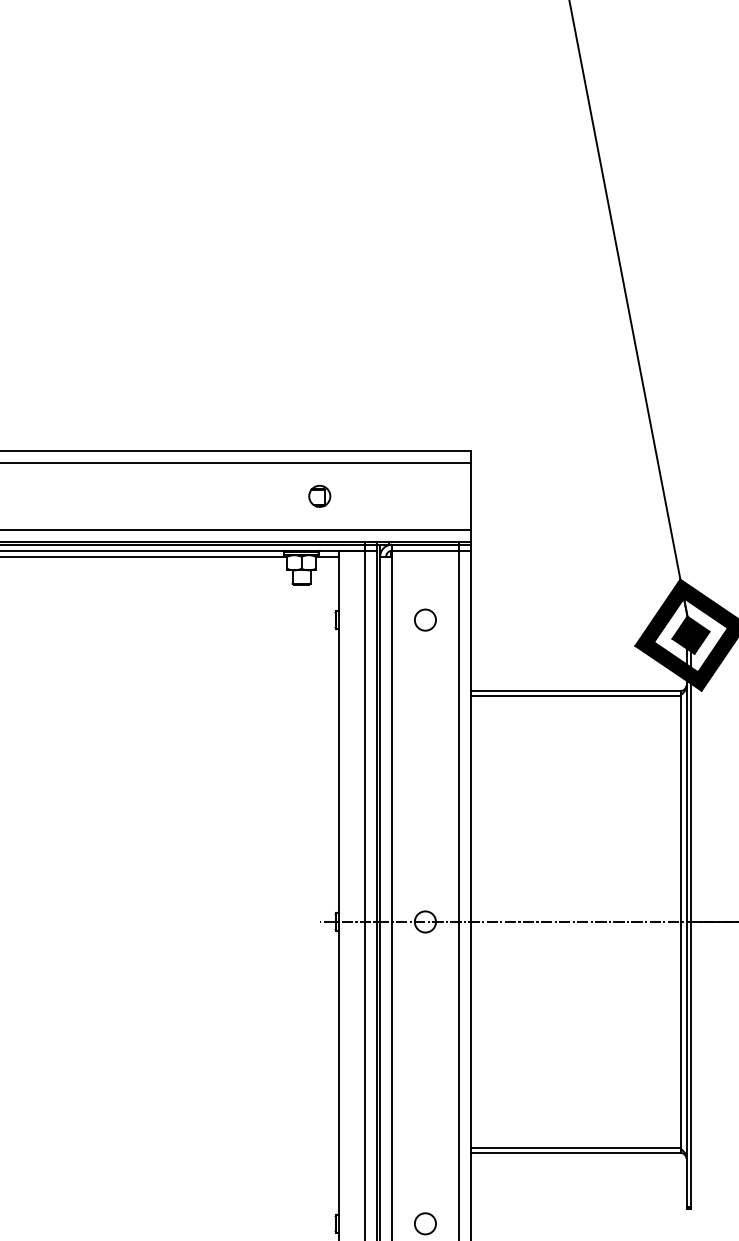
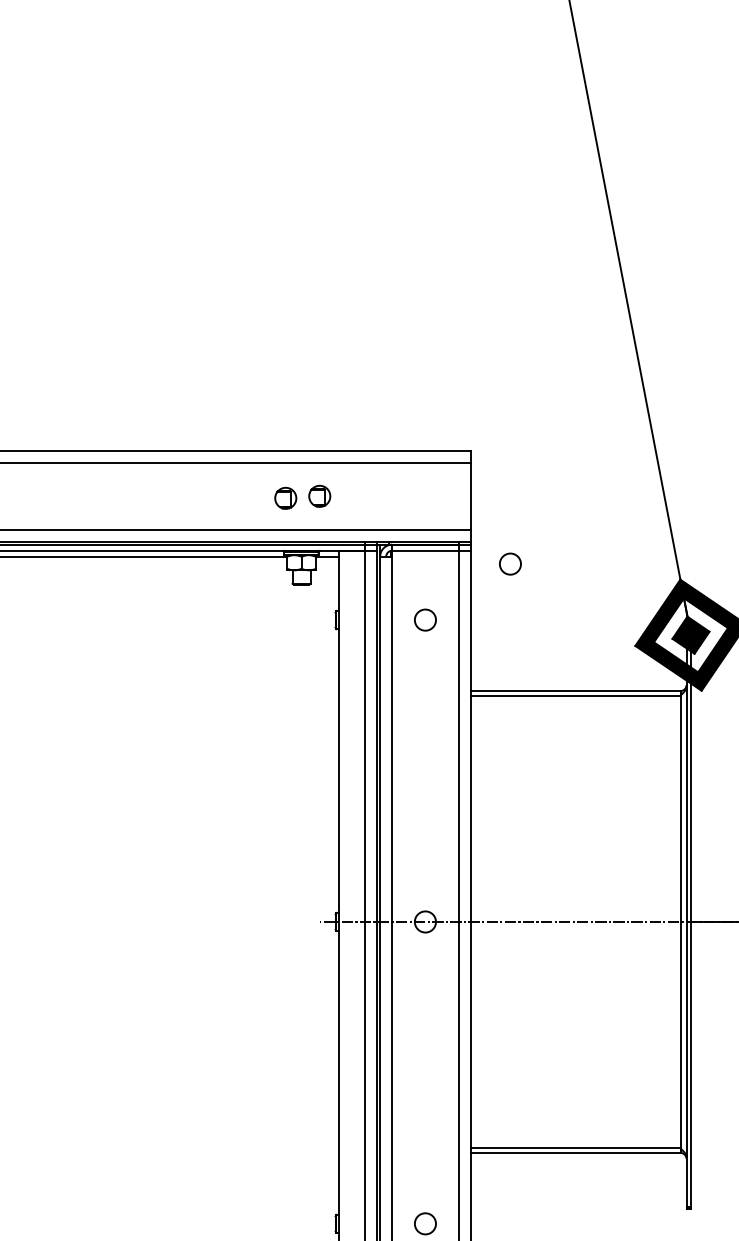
part: none -> present (285, 497)
circle: none -> present (510, 563)
